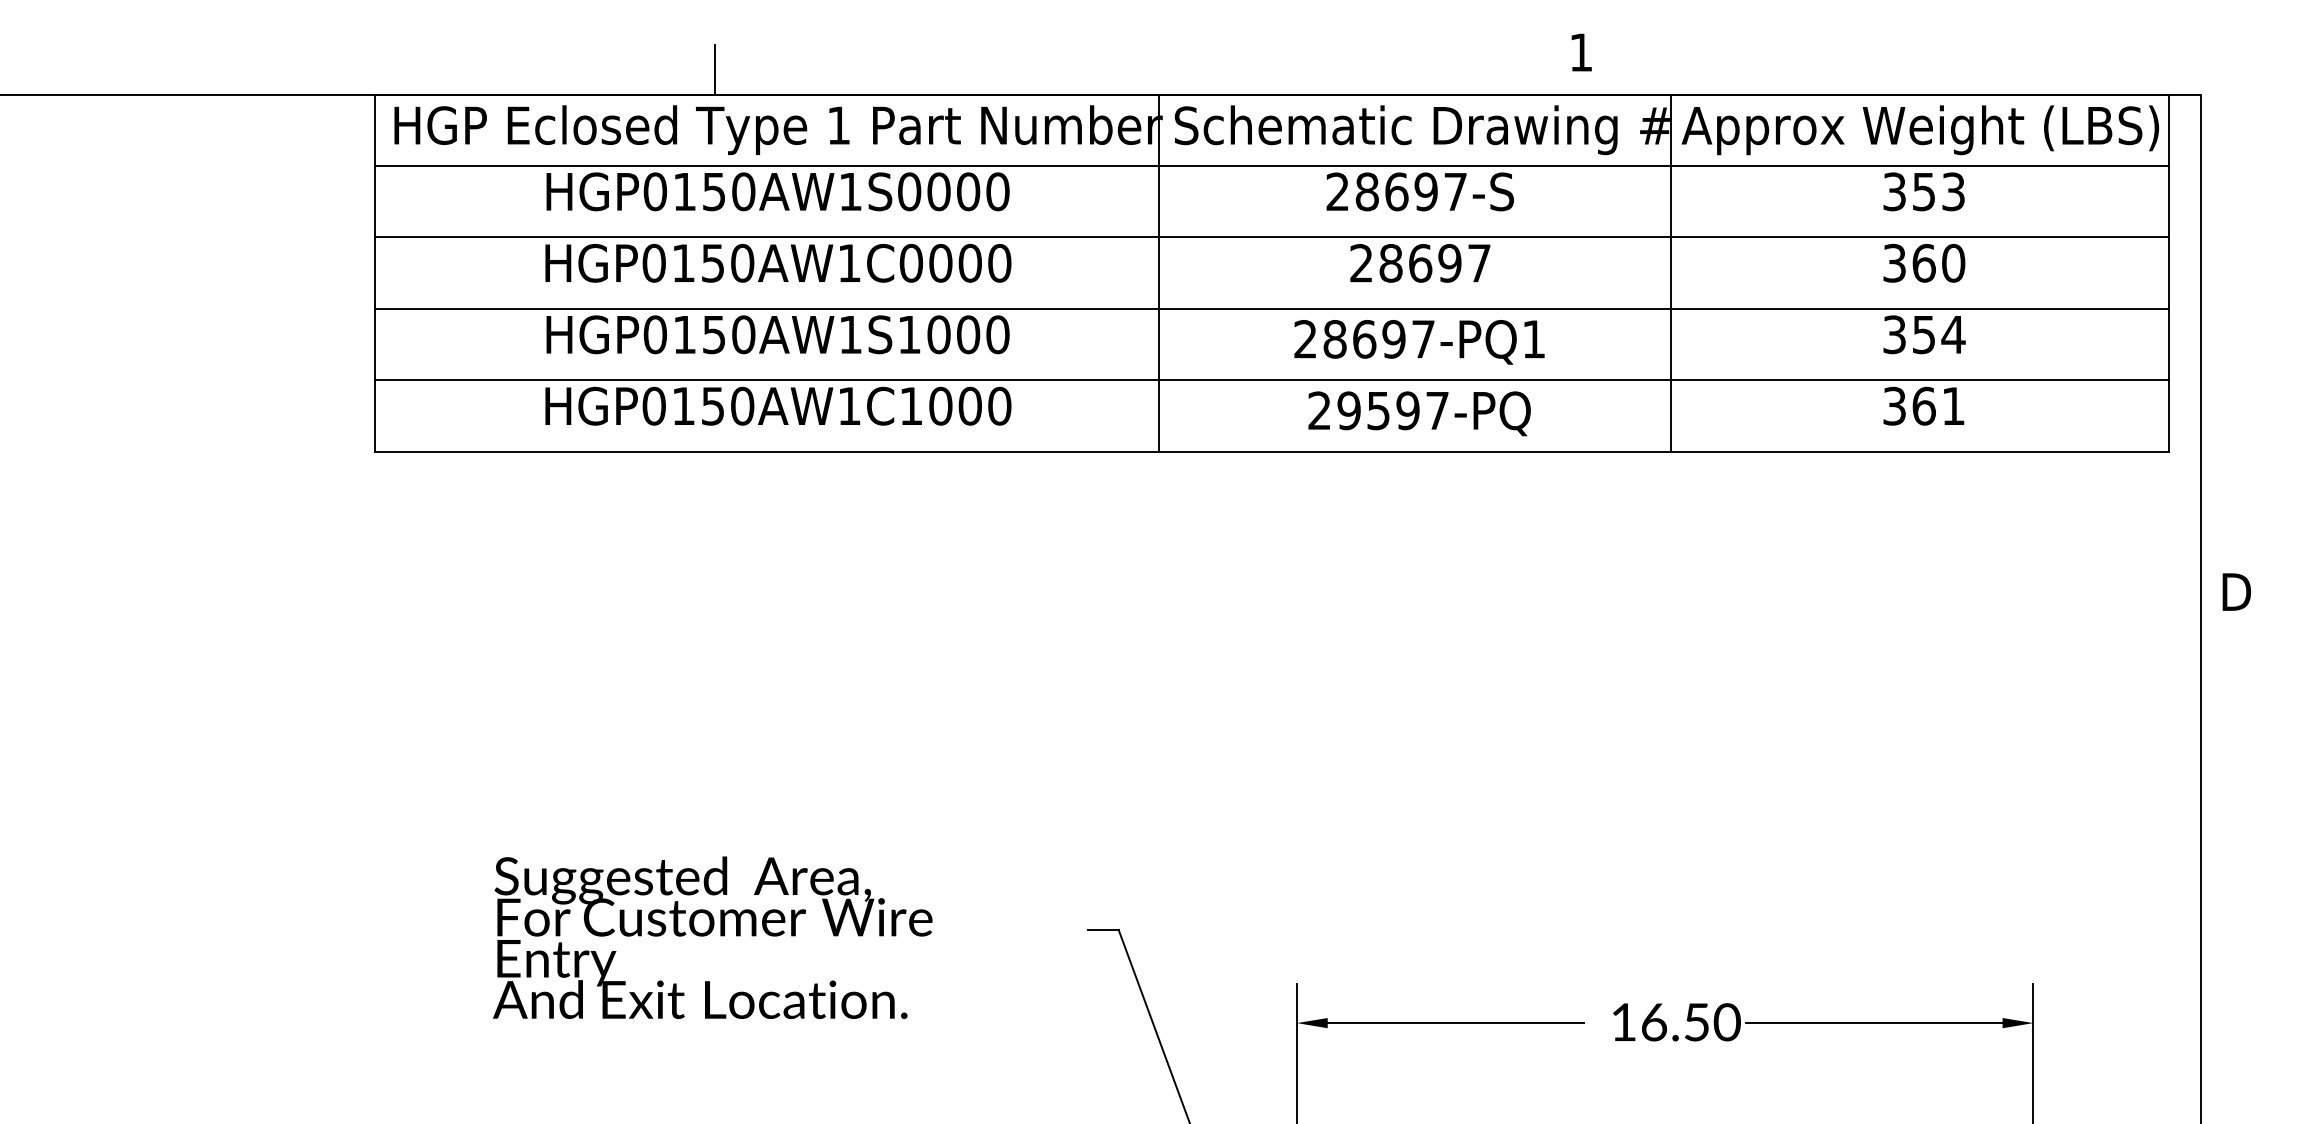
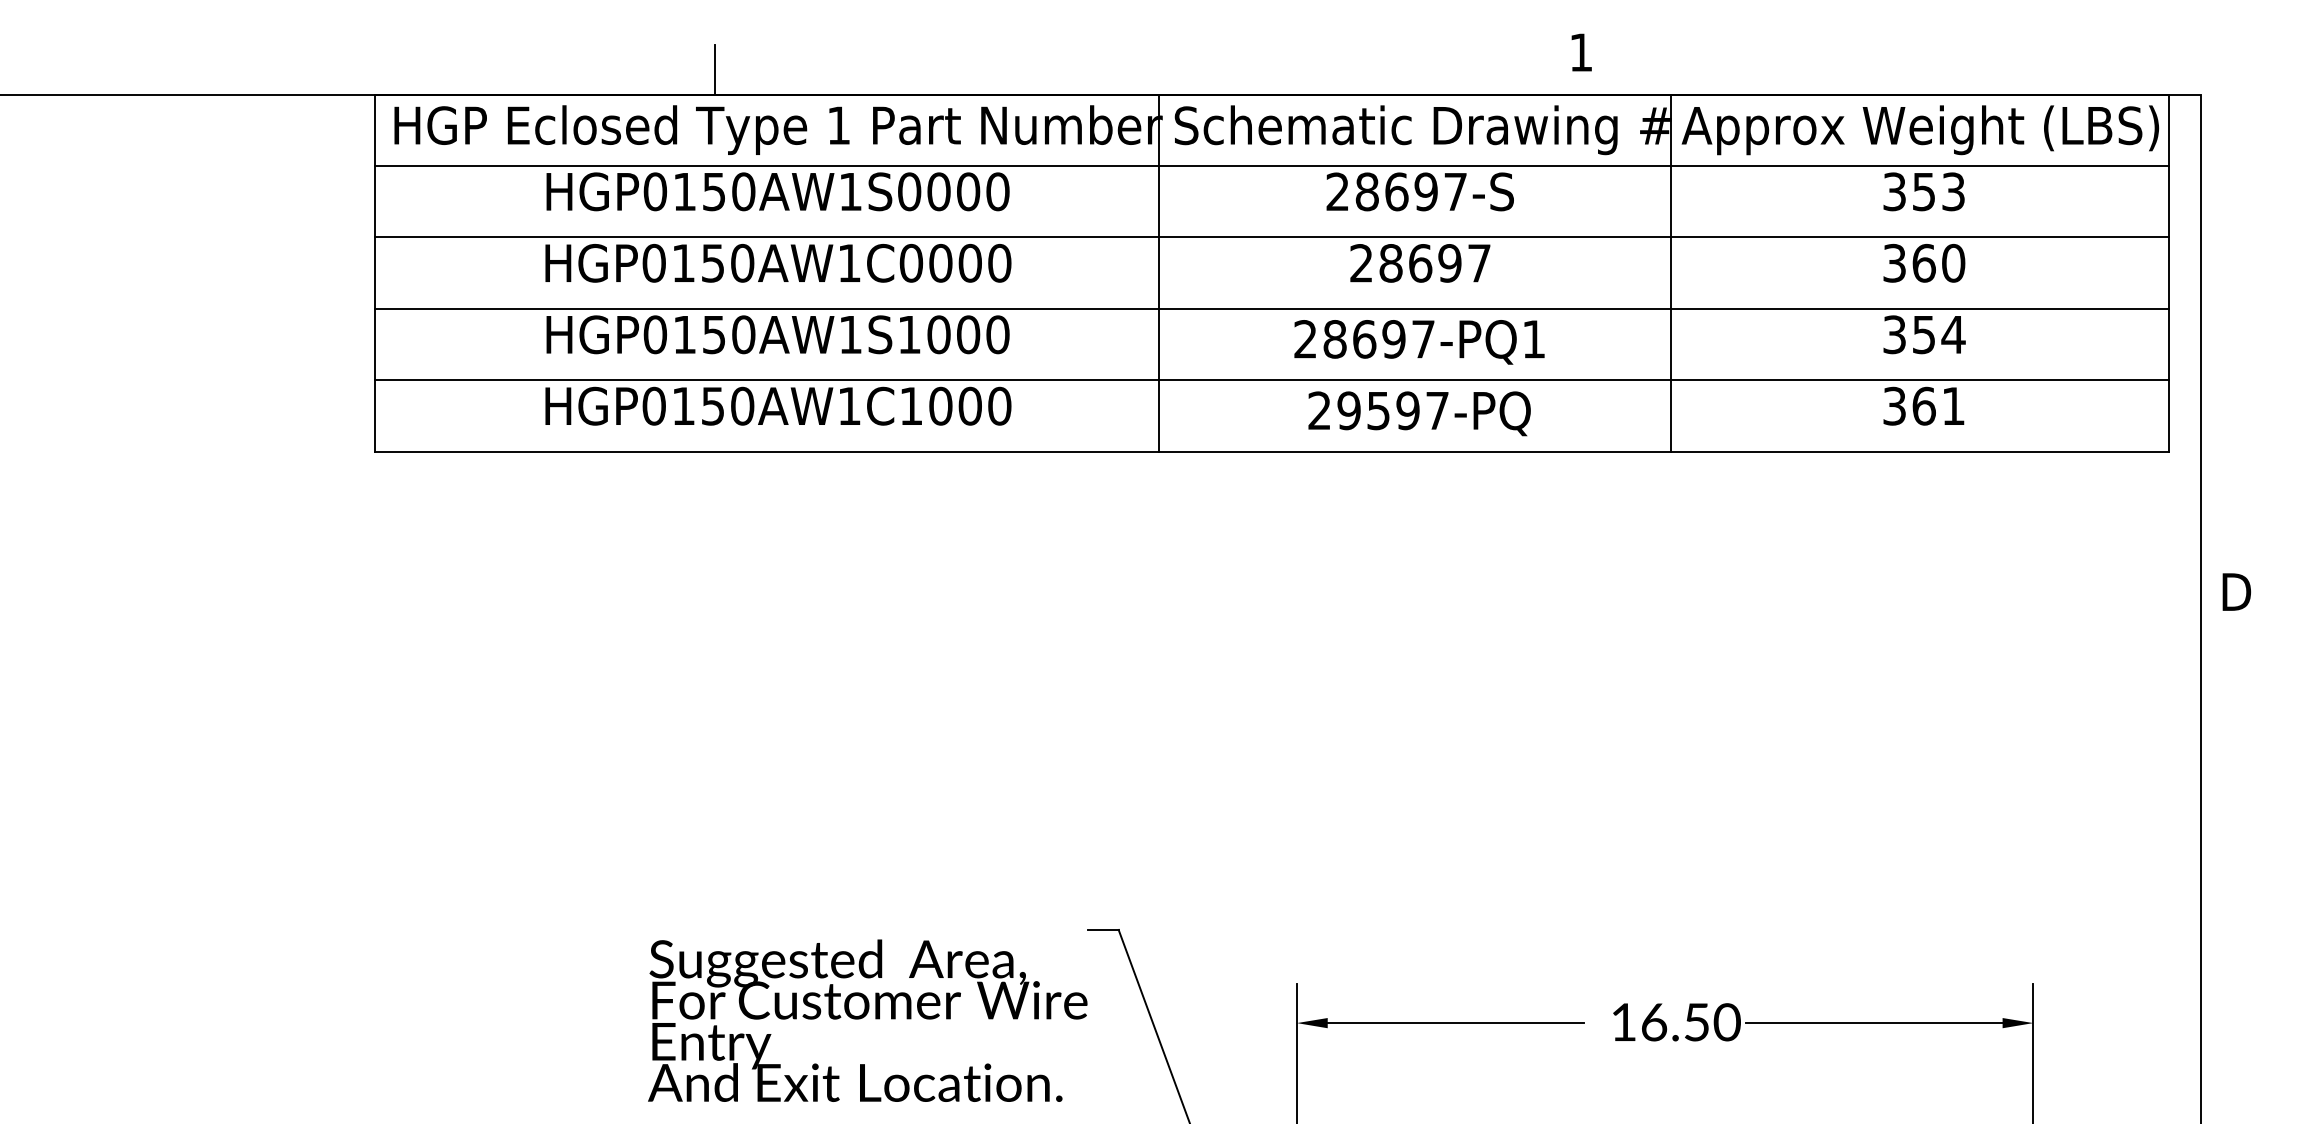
text position: (712, 937) -> (867, 1020) (867, 1020)
